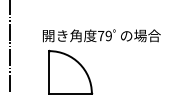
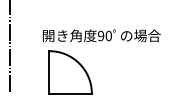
text: 79 -> 90 (104, 35)
